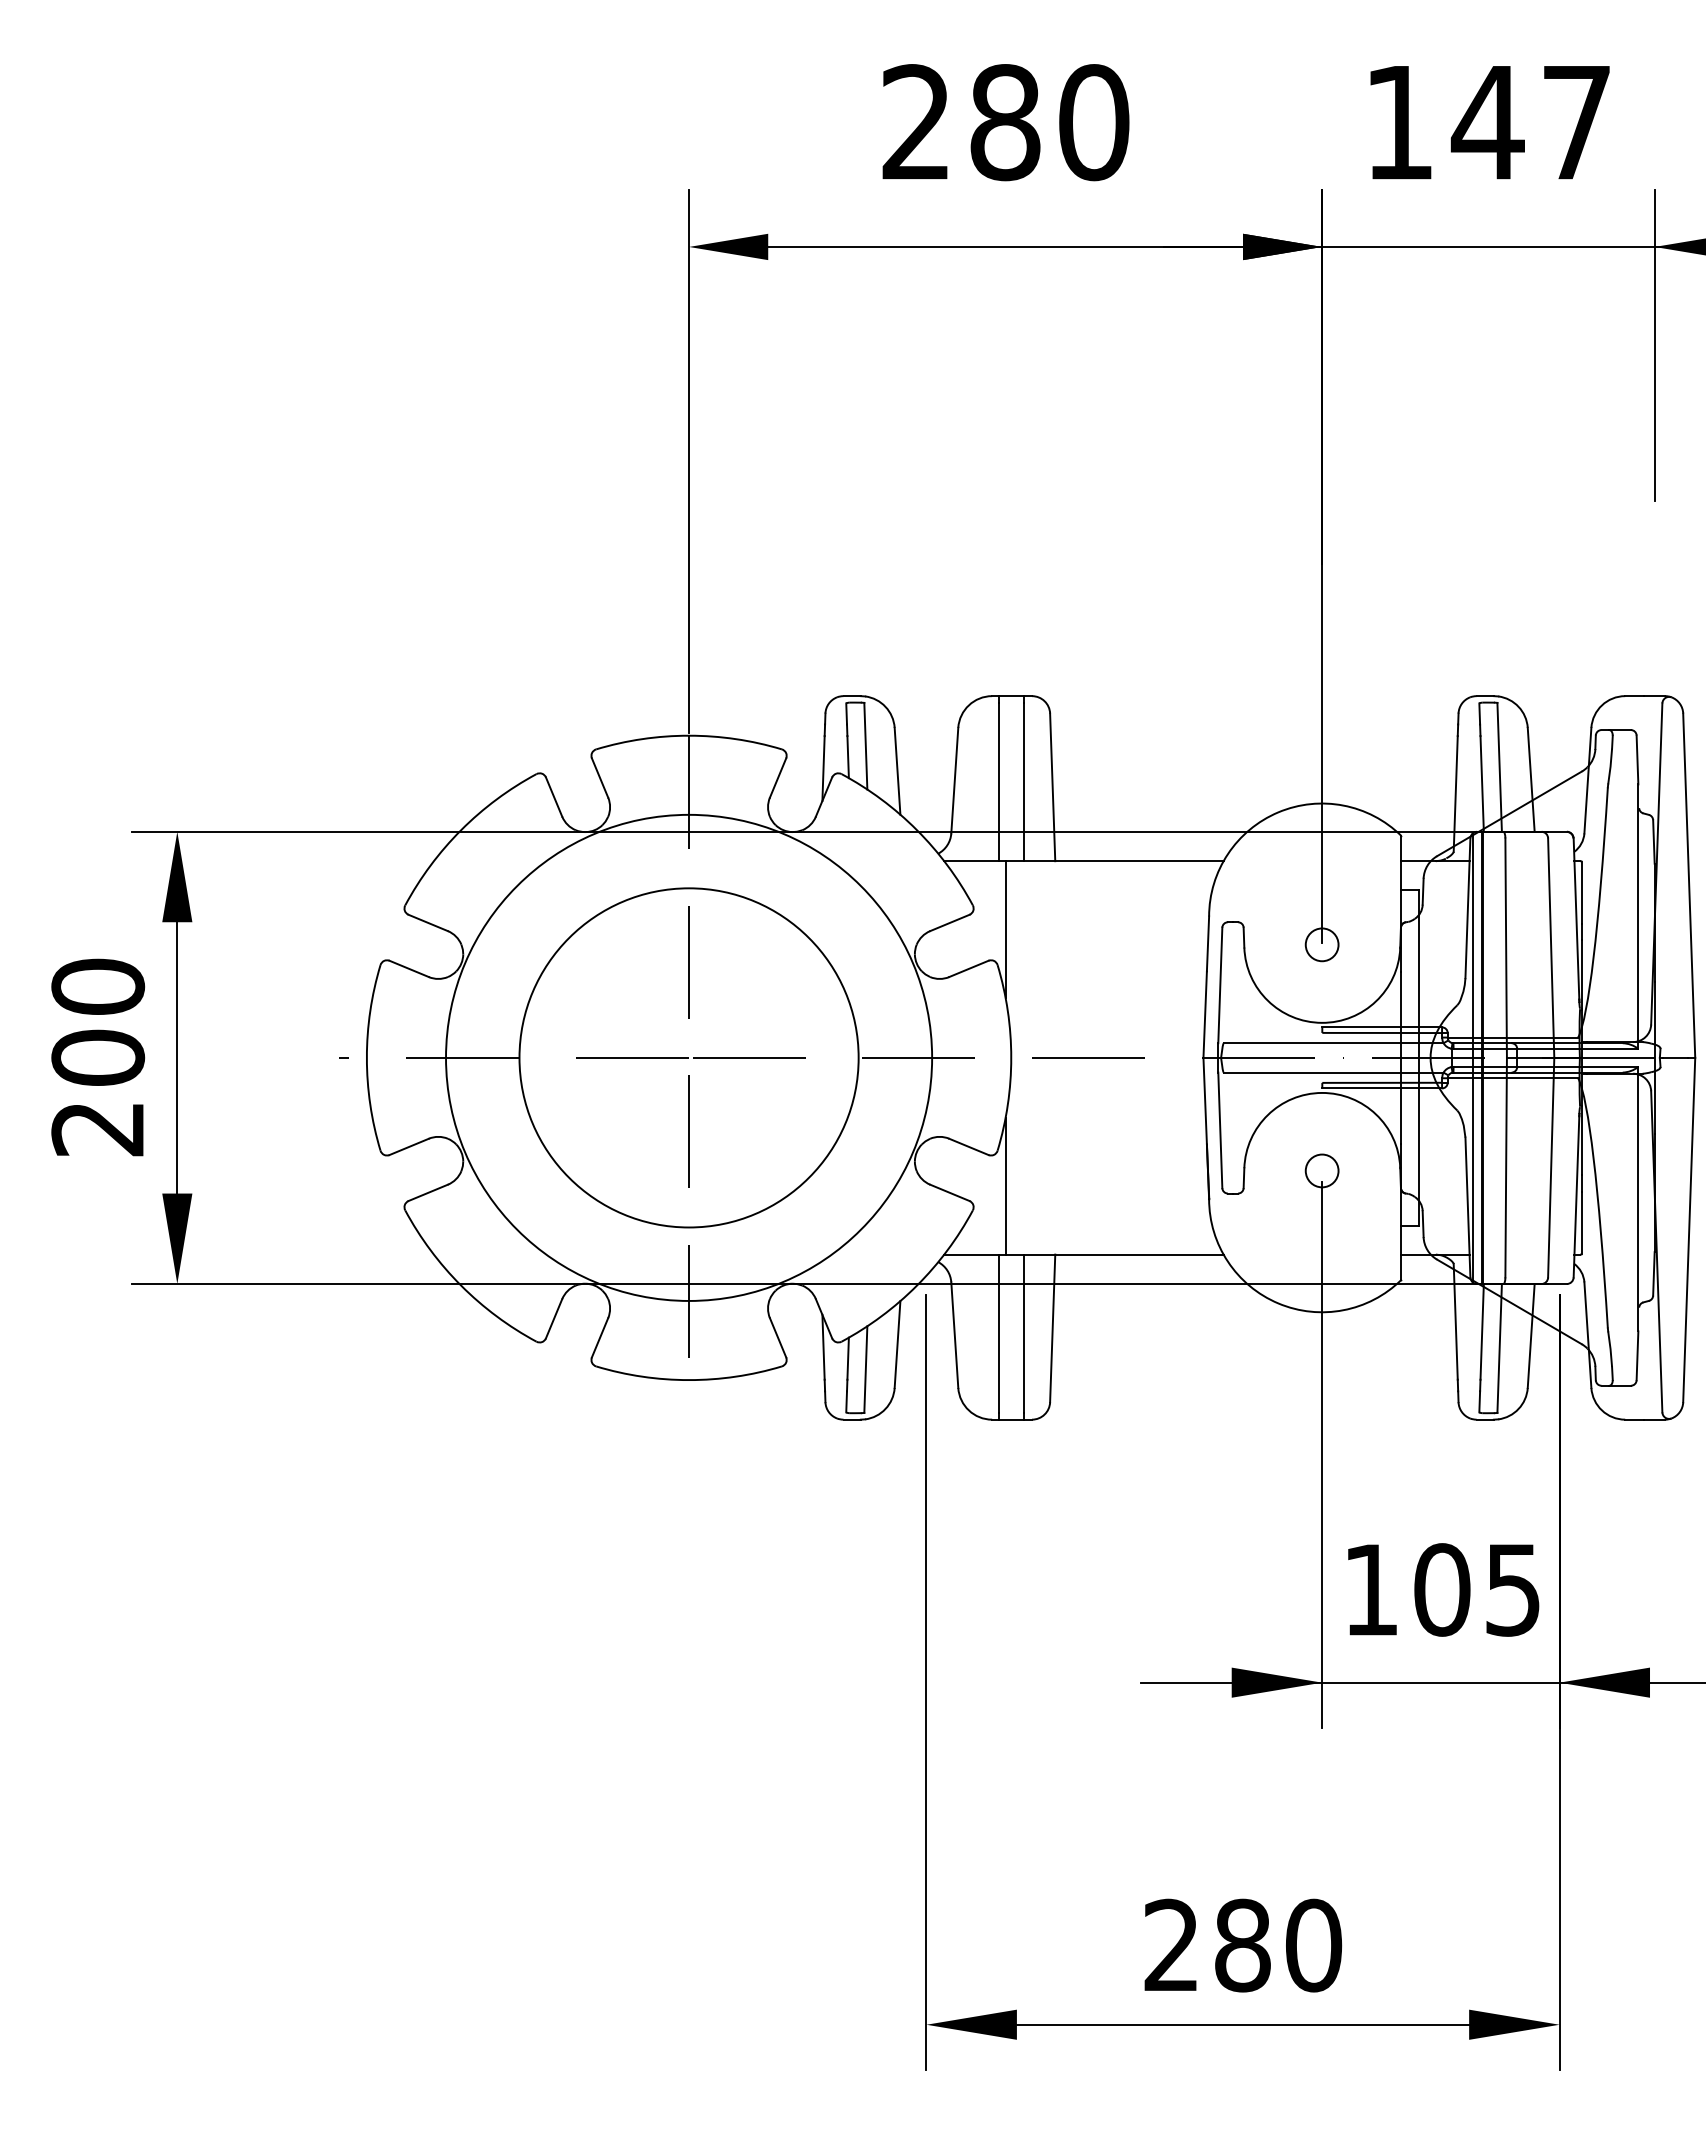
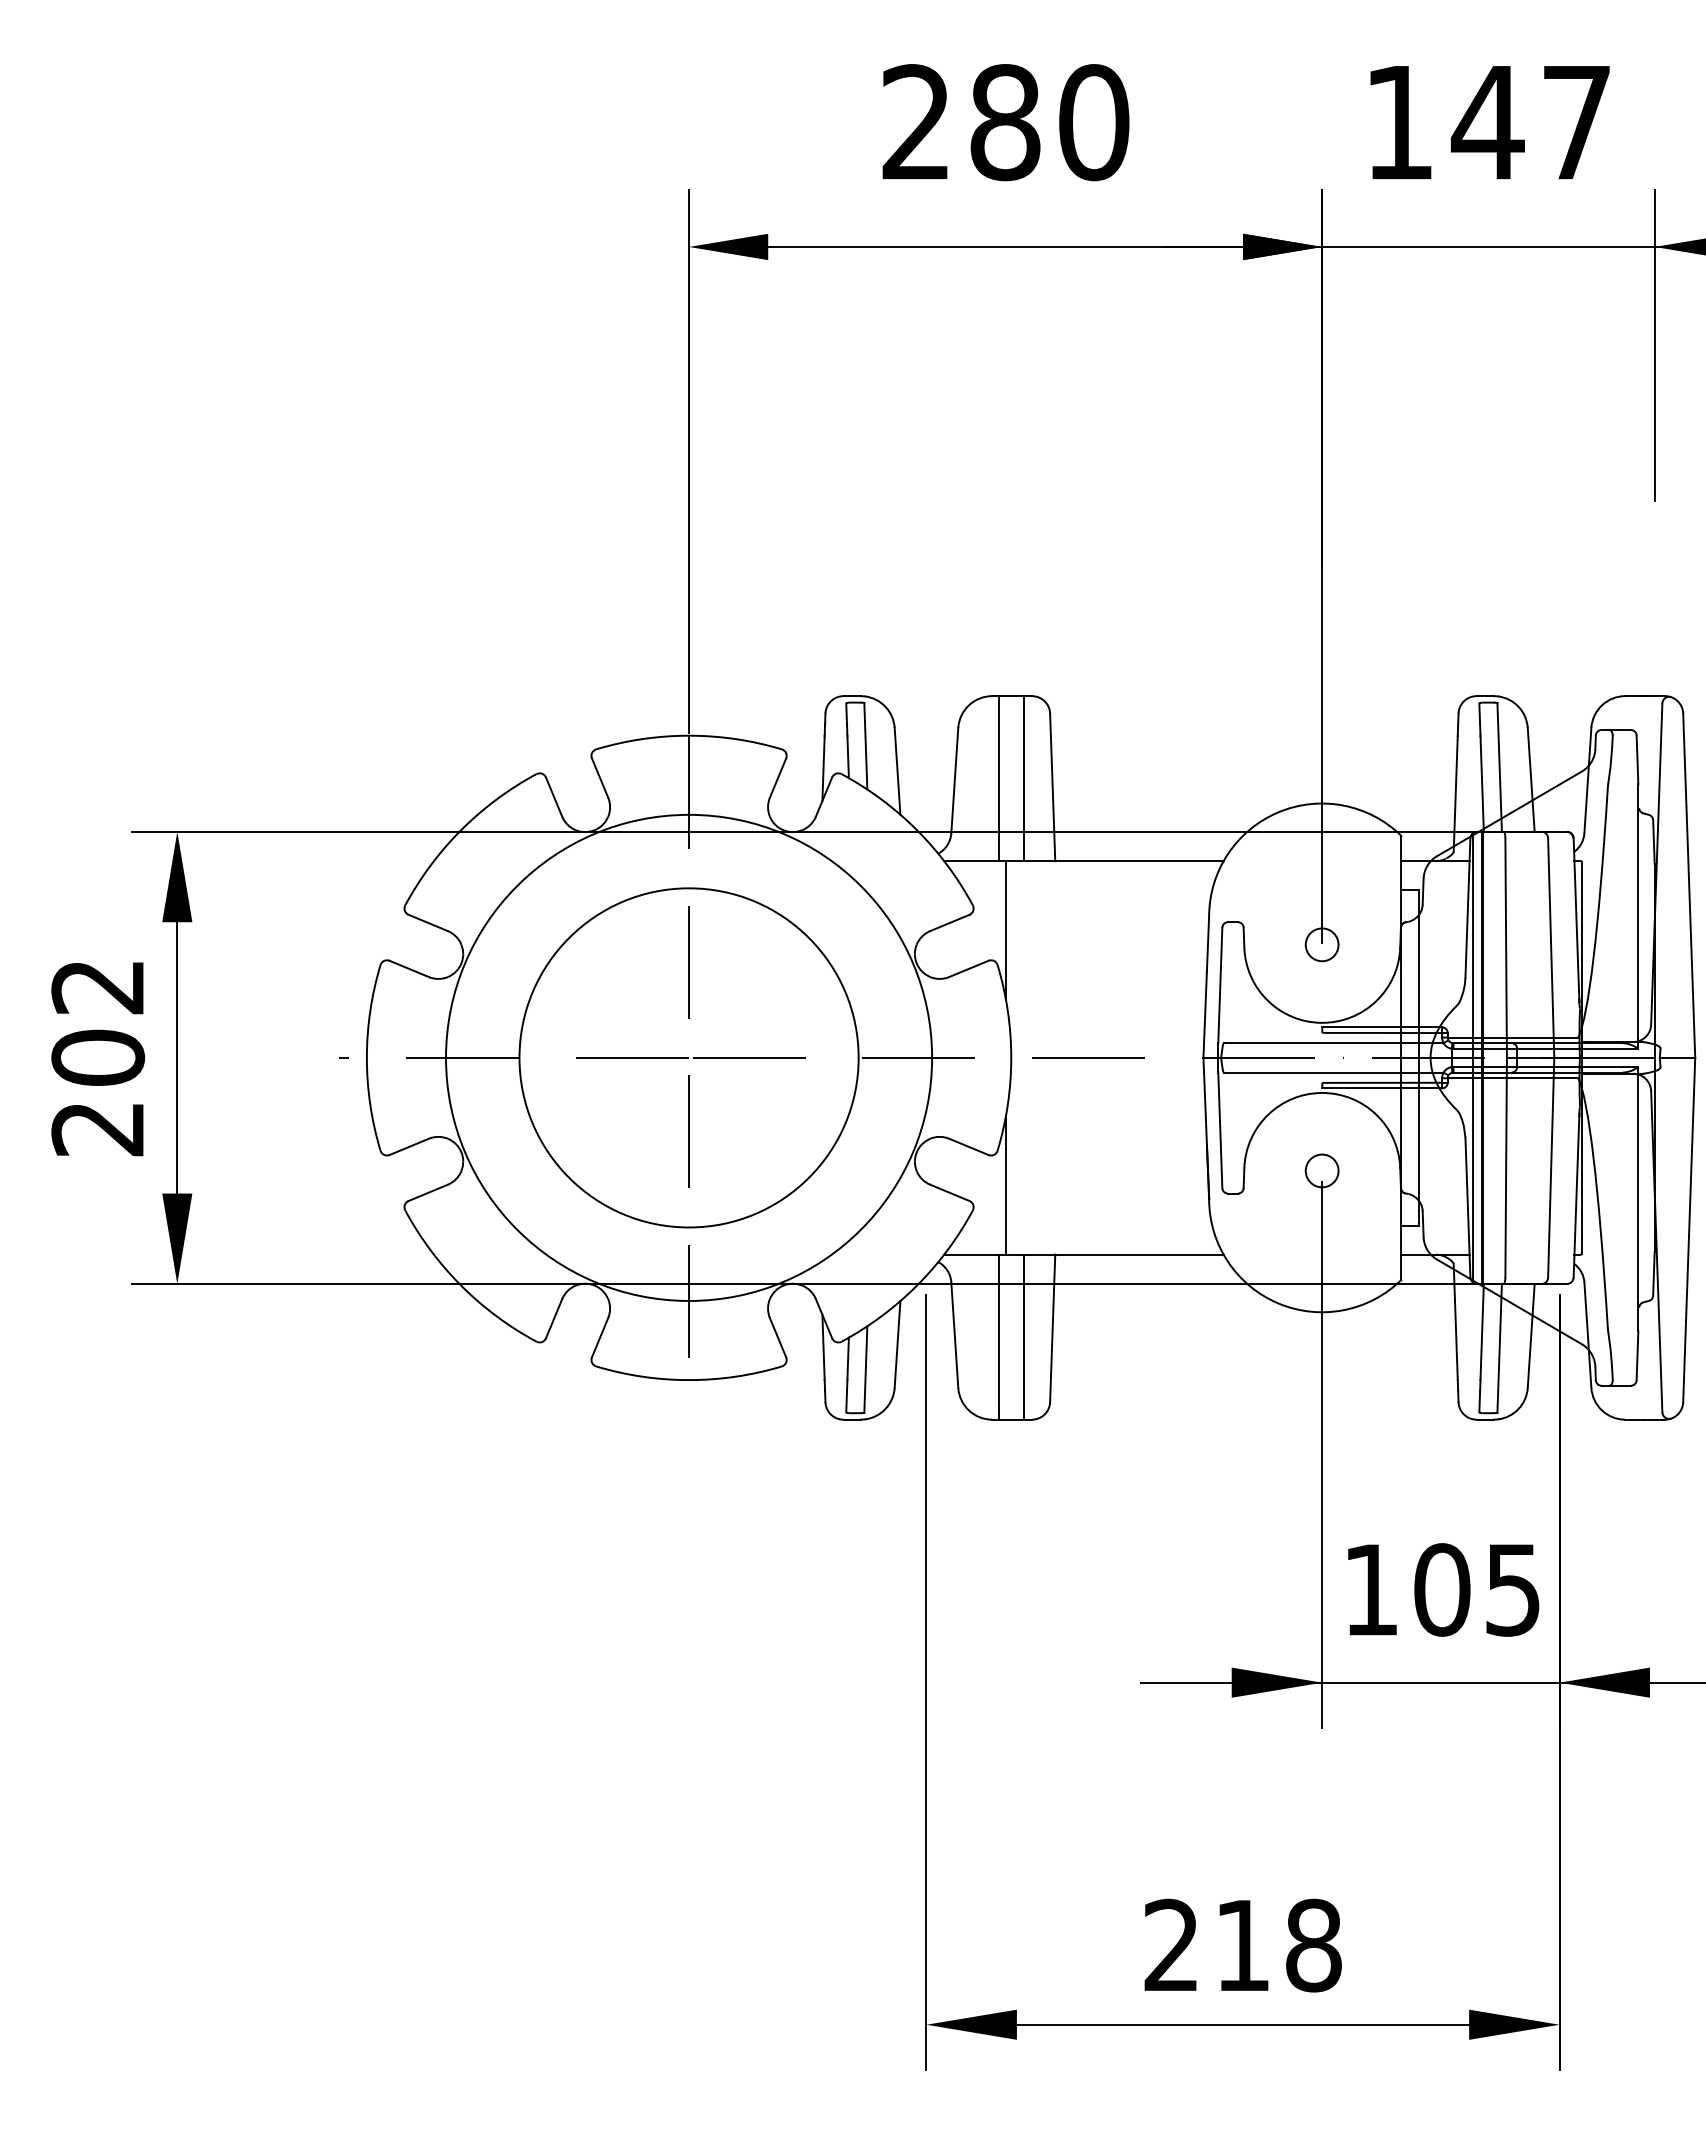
text: 200 -> 202 (98, 986)
text: 280 -> 218 (1278, 1945)
